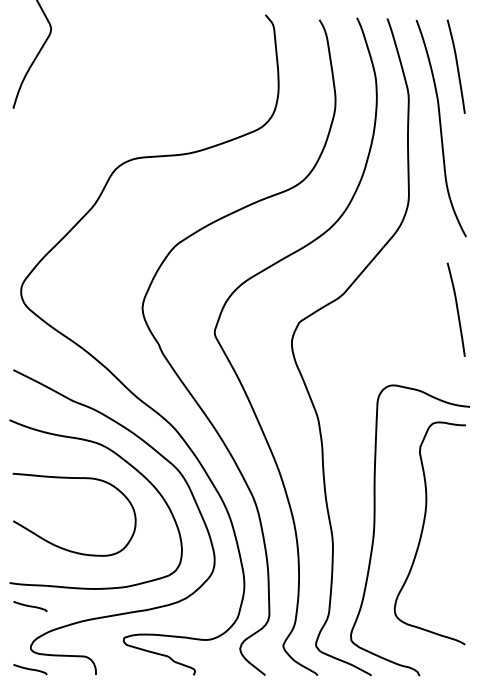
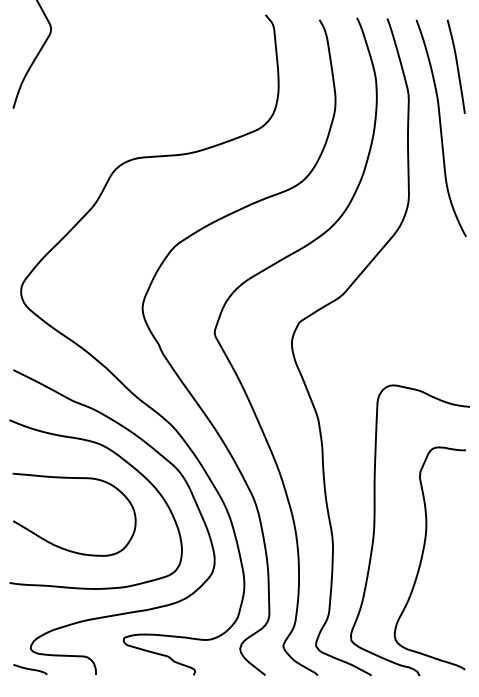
curve: present -> none (456, 309)
curve position: (423, 530) -> (423, 555) (423, 555)
curve: present -> none (30, 606)
